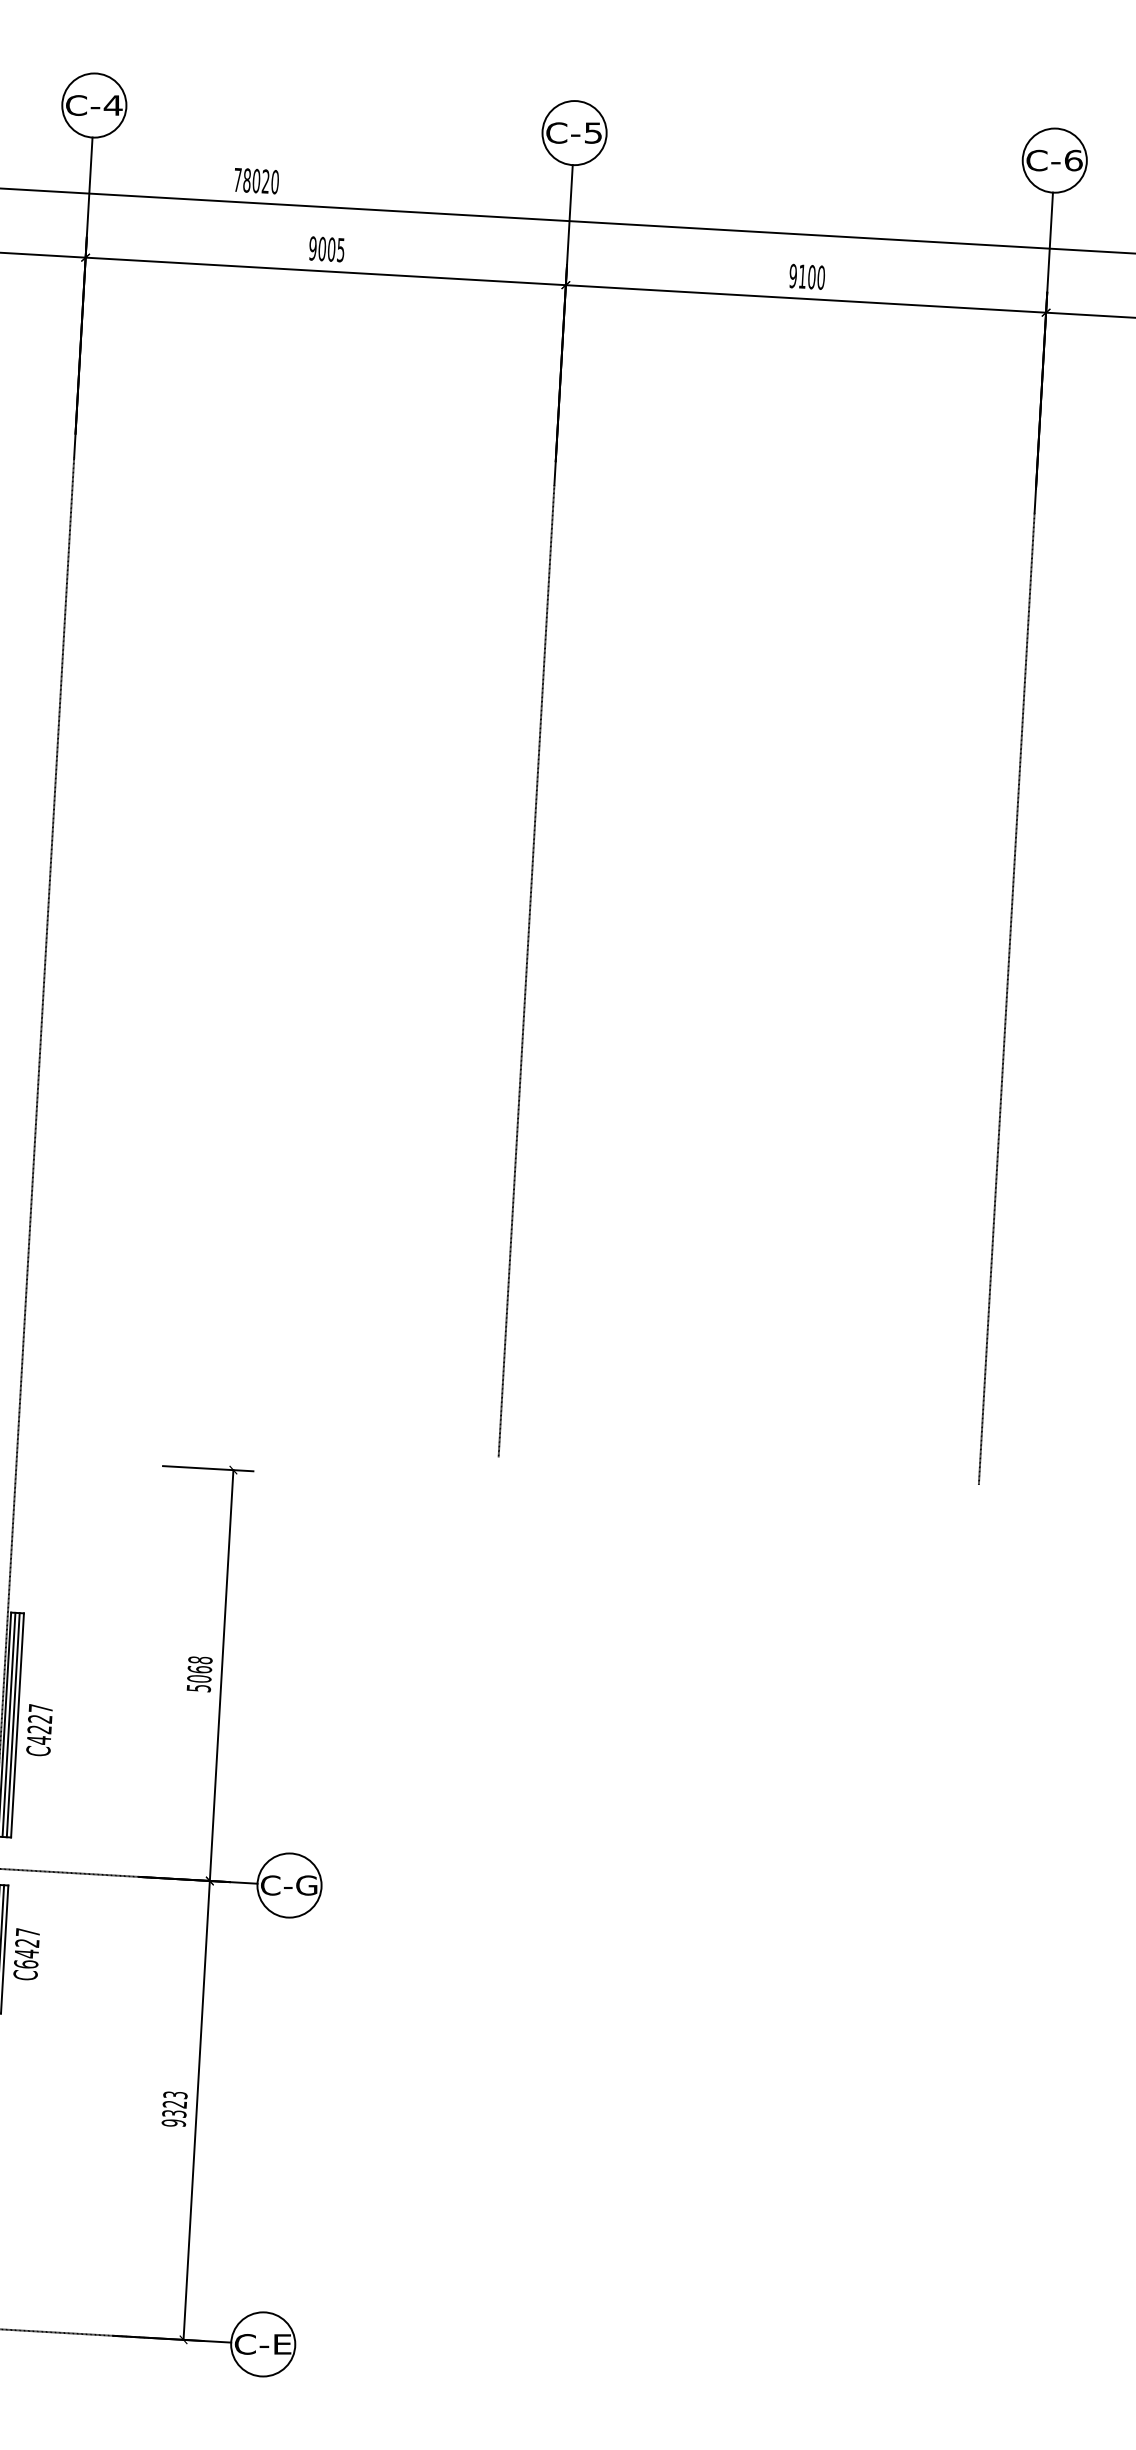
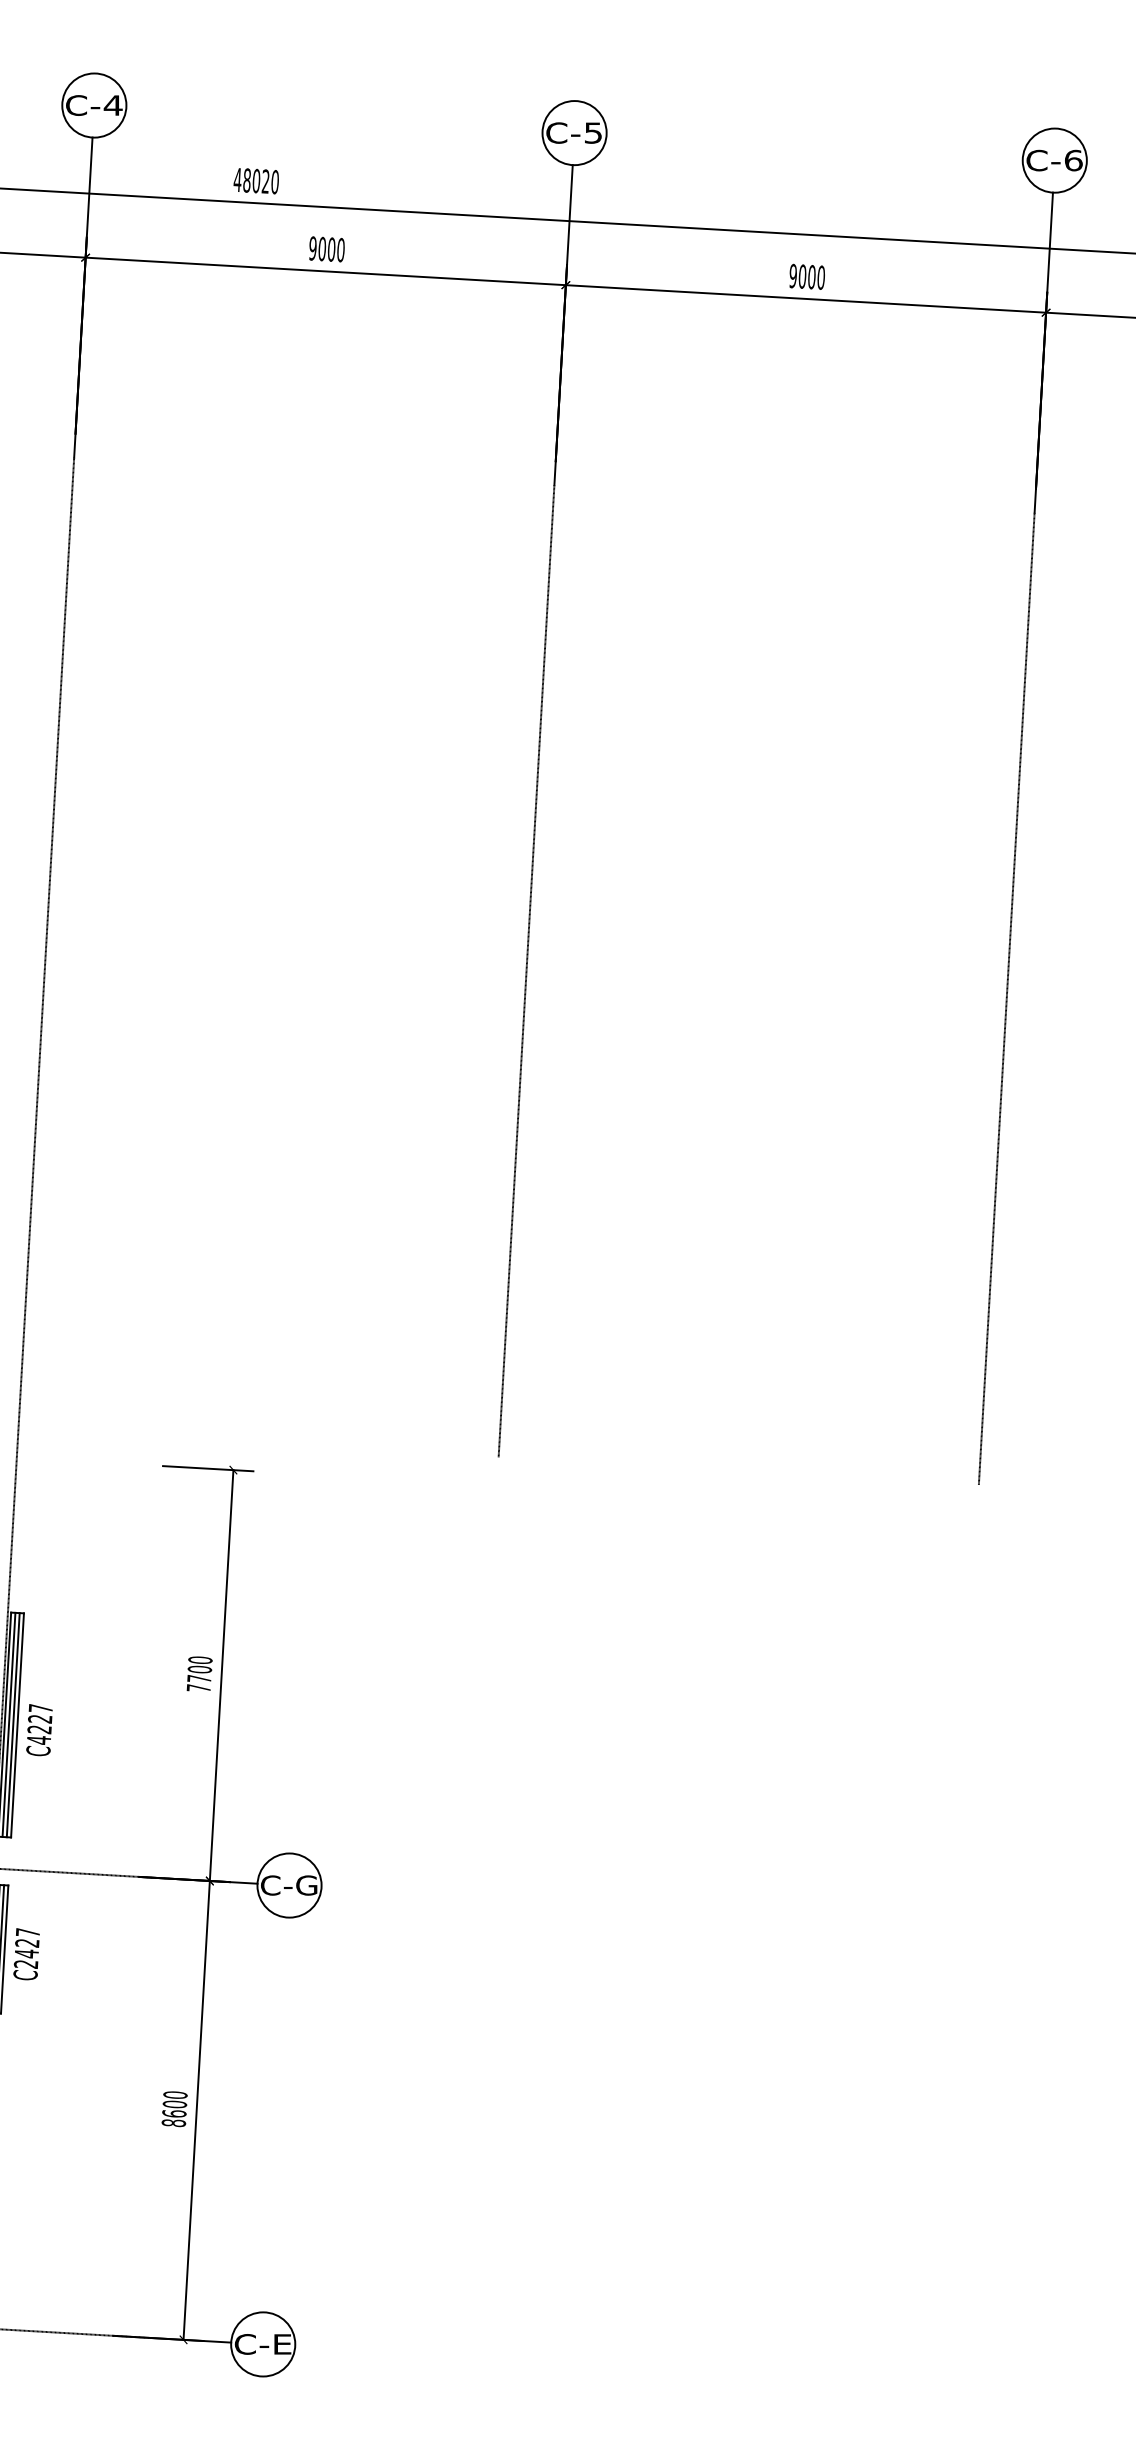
text: 78020 -> 48020 (237, 179)
text: 9005 -> 9000 (340, 249)
text: 9100 -> 9000 (802, 276)
text: 5068 -> 7700 (199, 1674)
text: C6427 -> C2427 (25, 1964)
text: 9323 -> 8600 (174, 2109)
